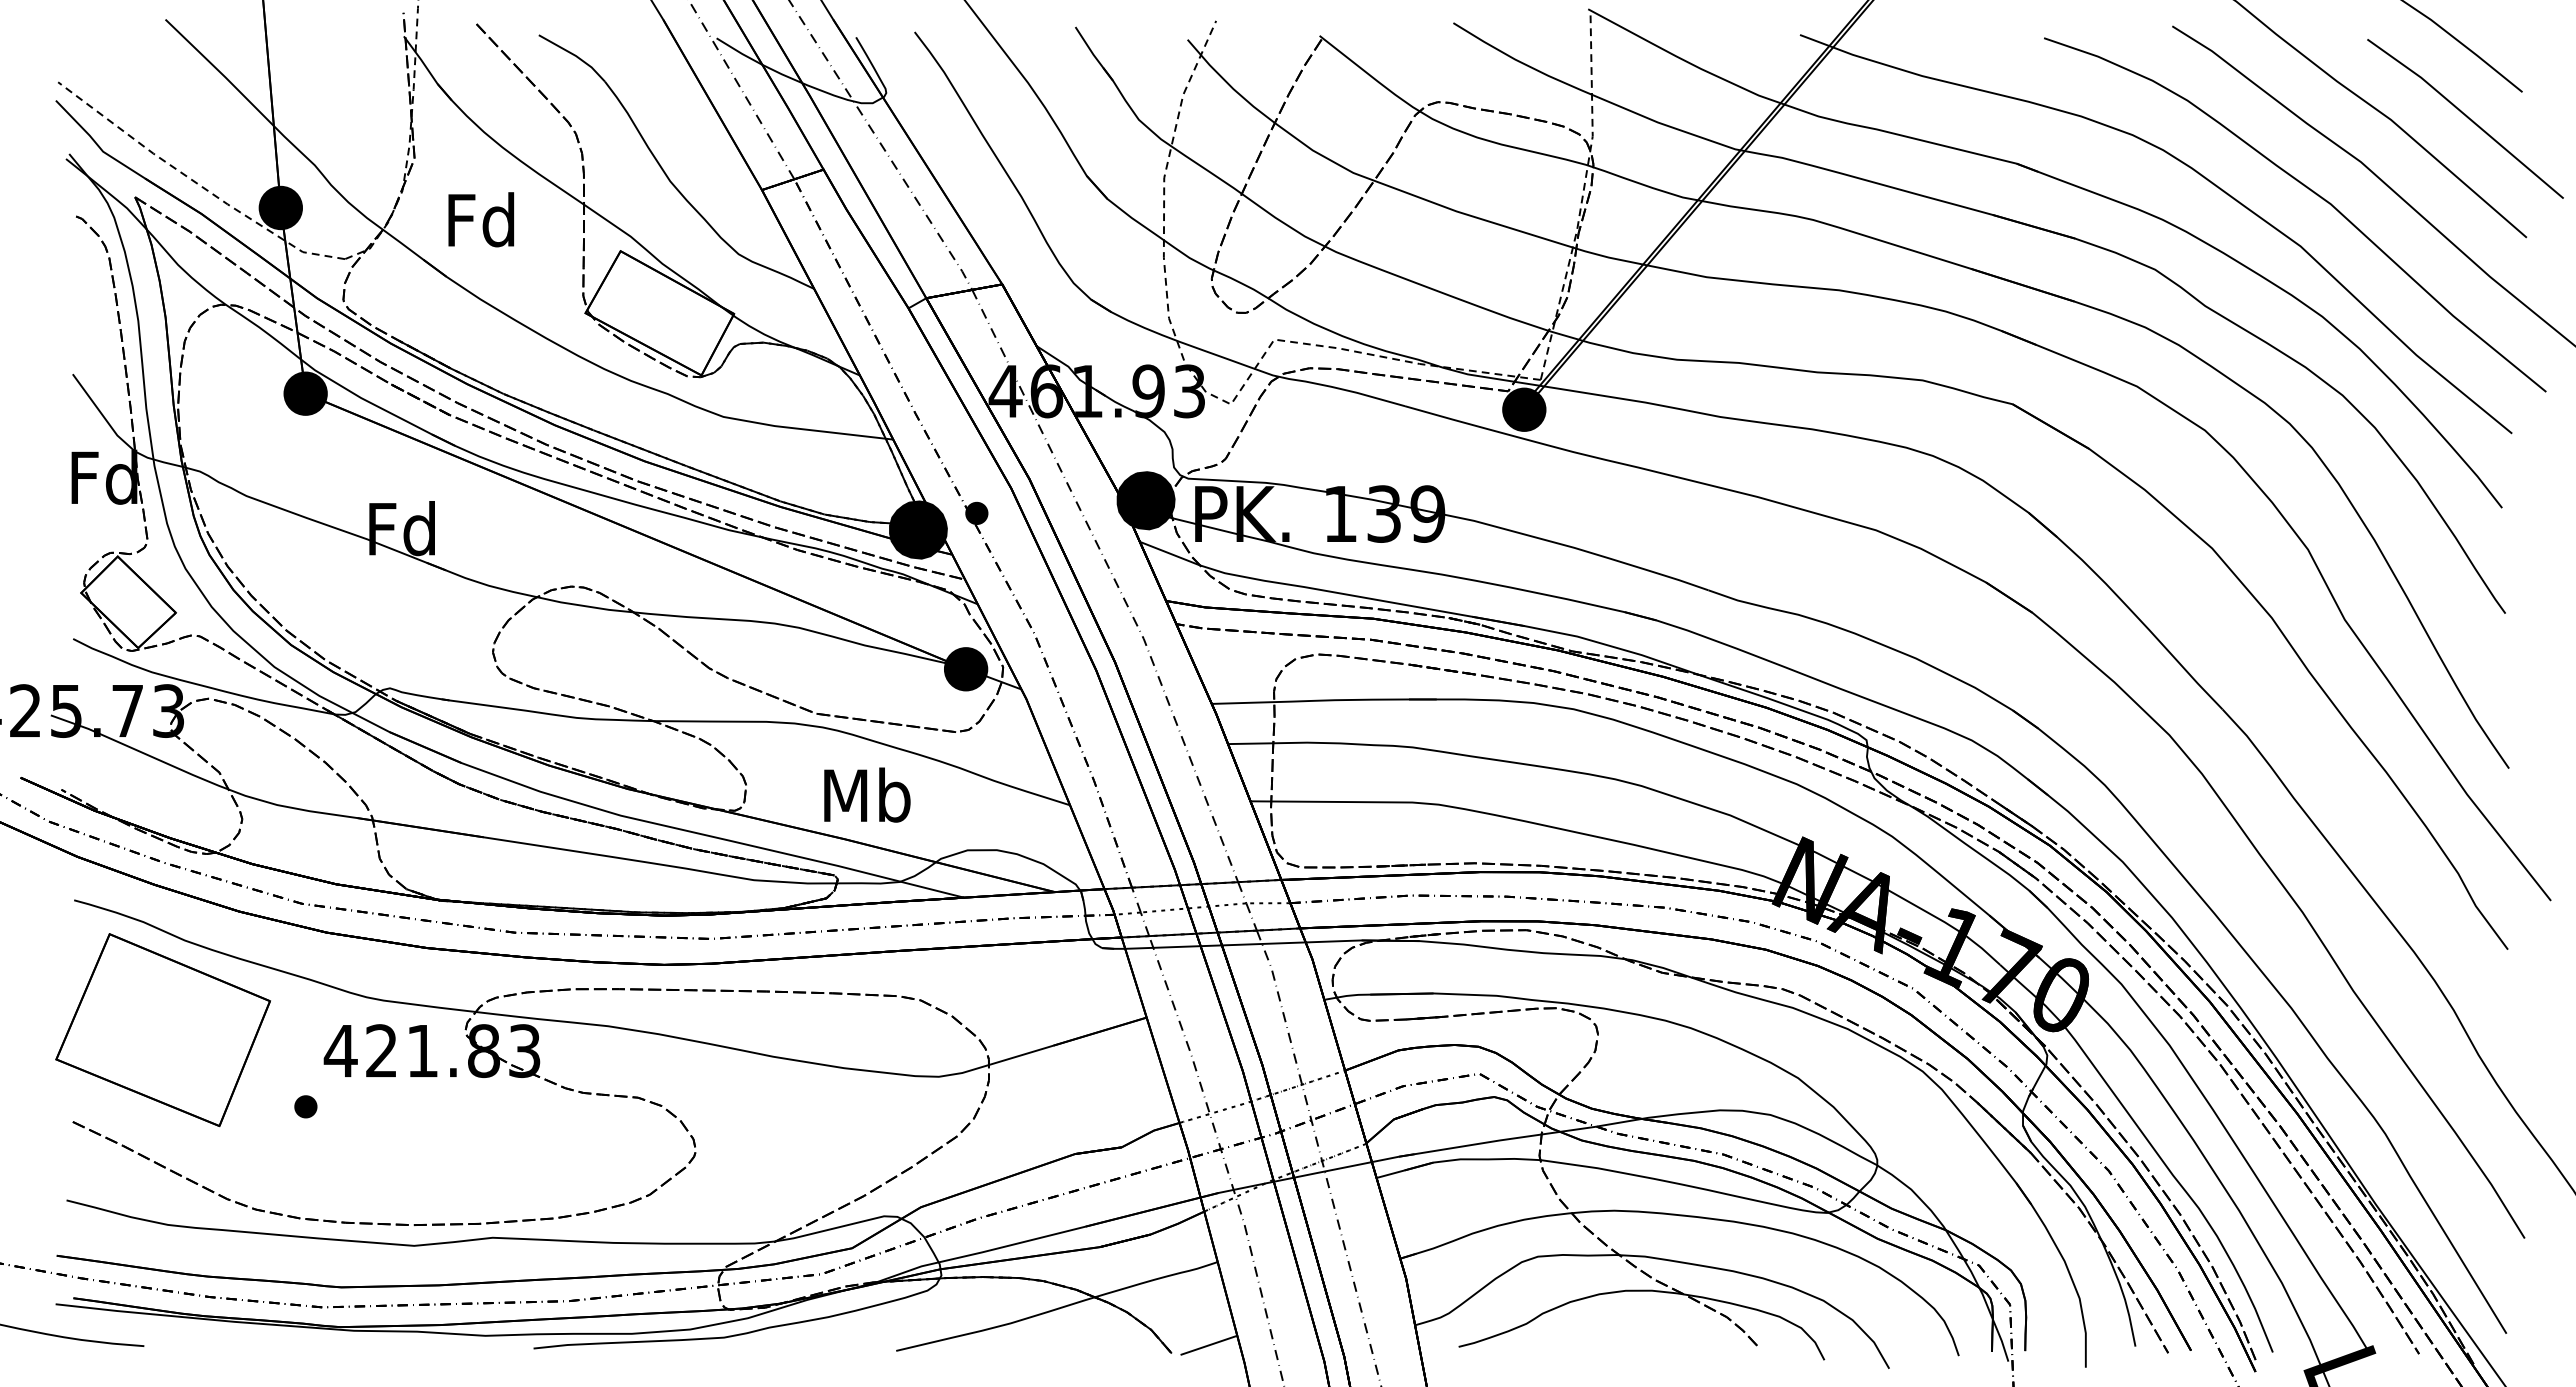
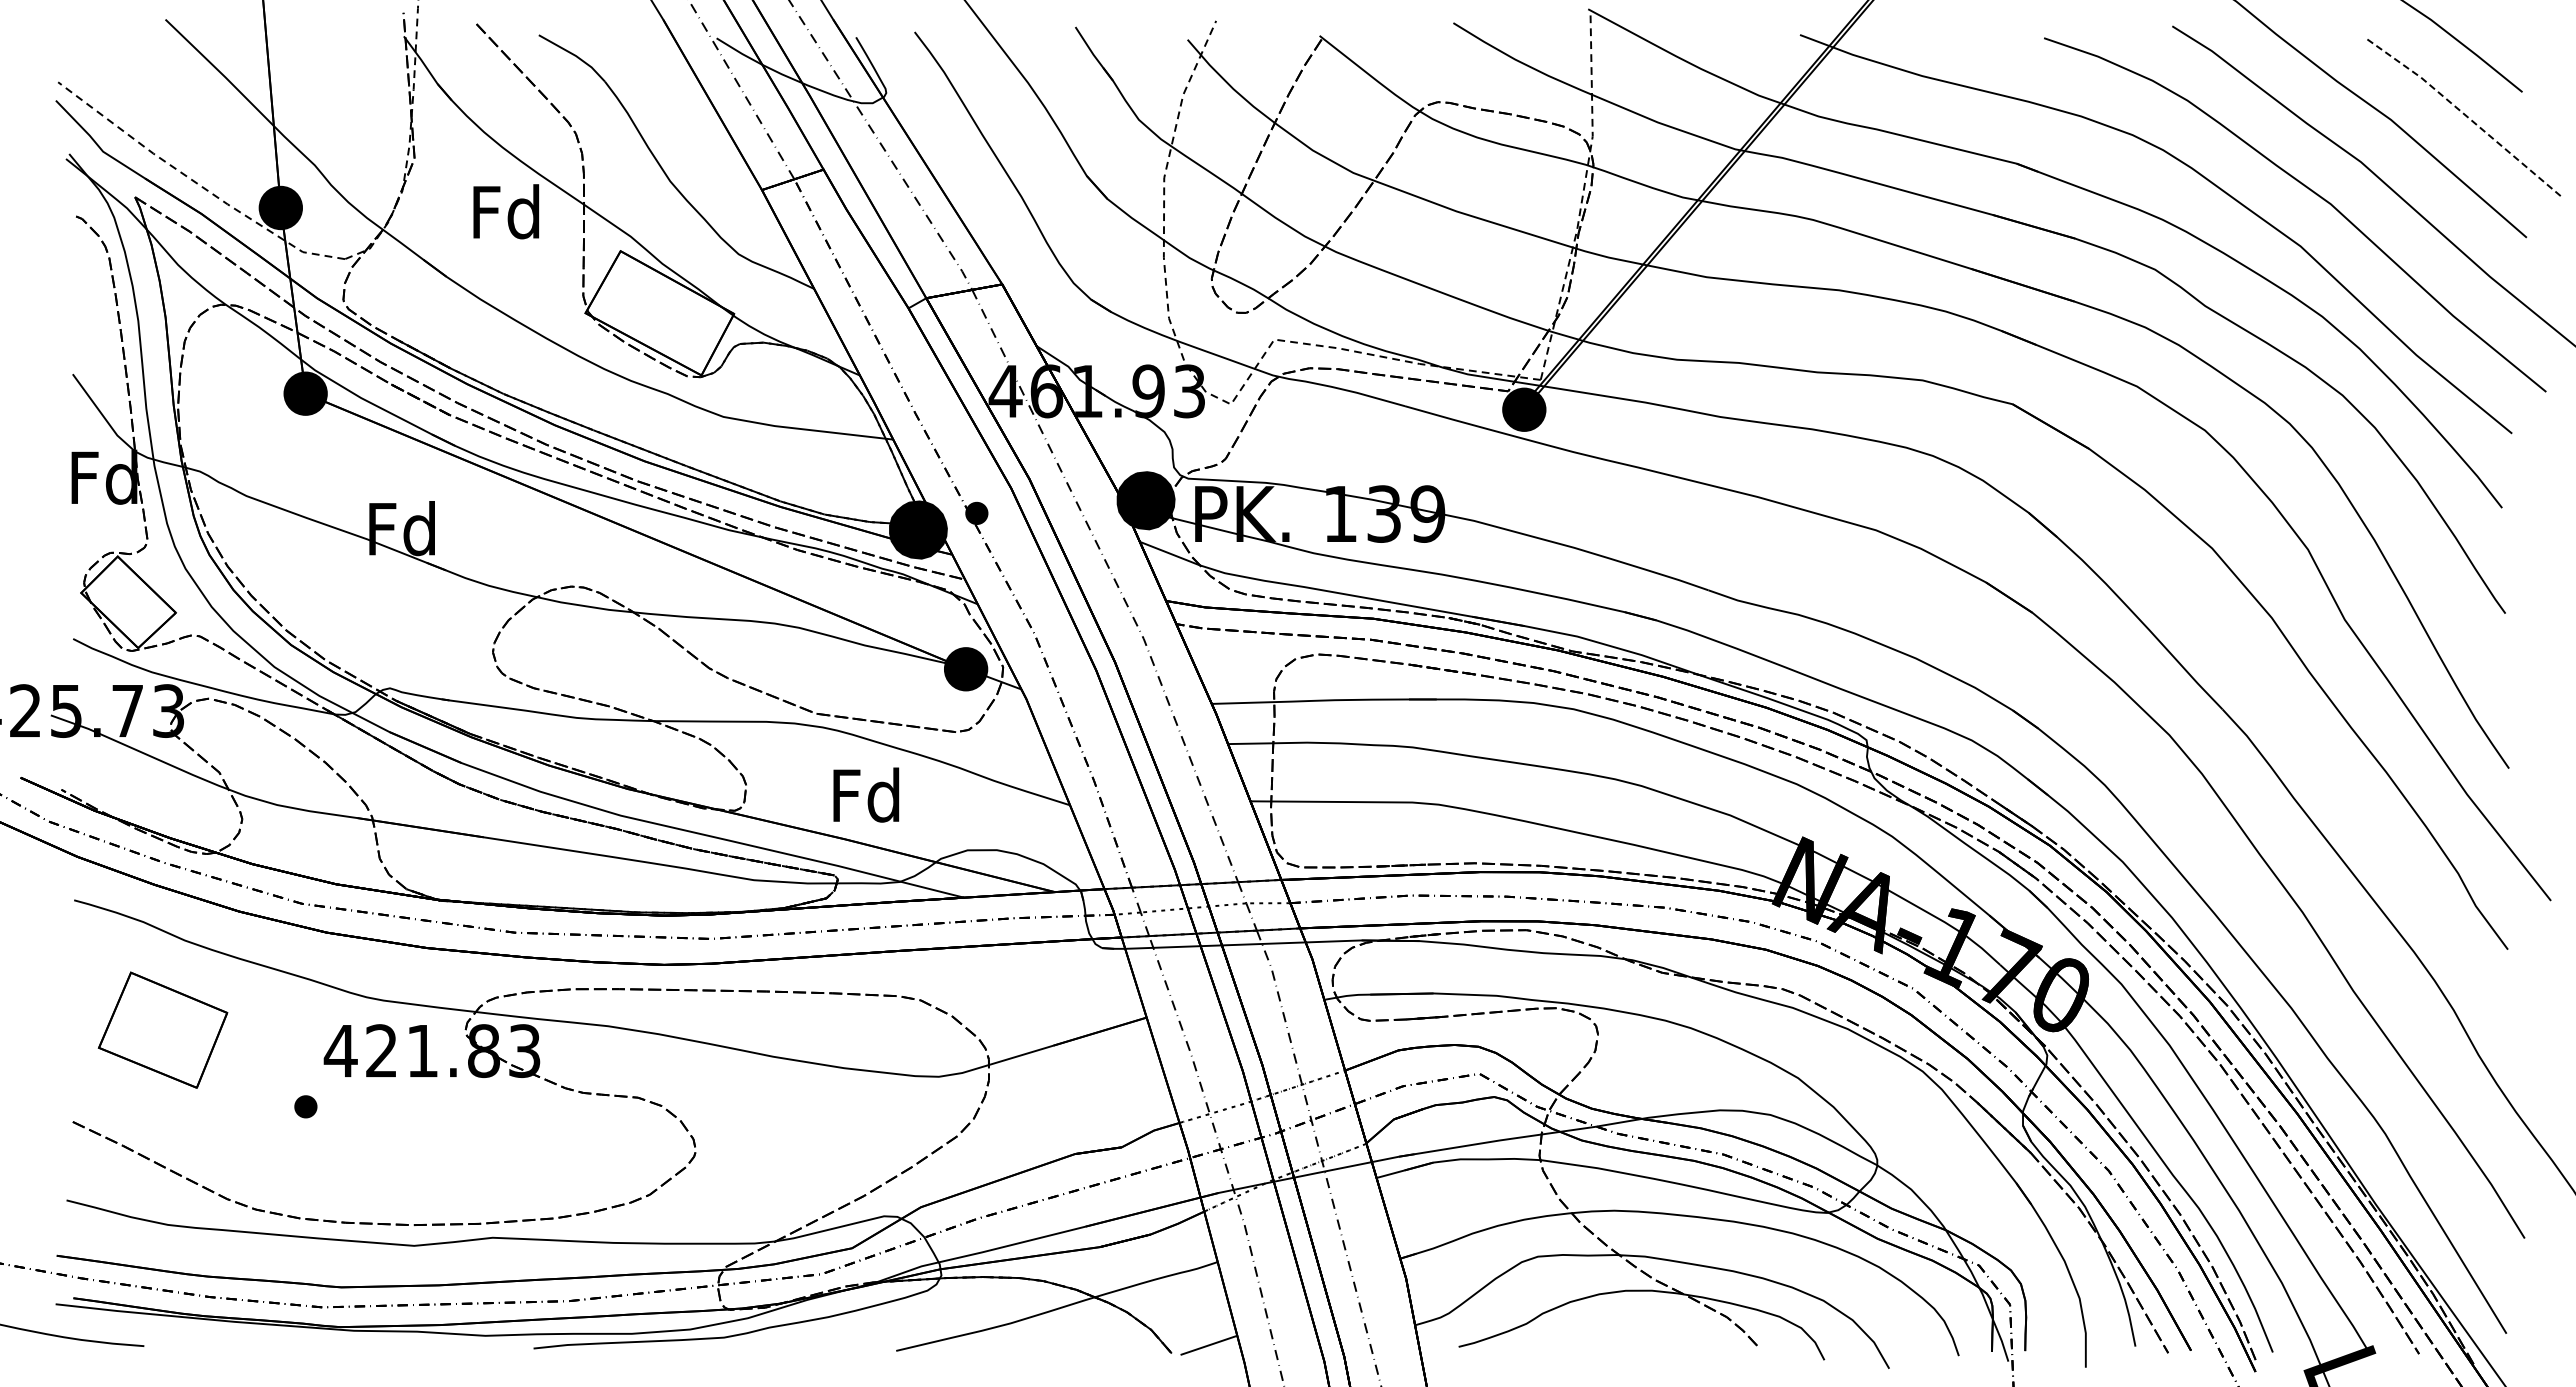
line: solid -> dashed (2466, 116)
text position: (481, 219) -> (506, 211) (506, 211)
text: Mb -> Fd (867, 794)
part size: 216x195 px -> 132x118 px (162, 1029)
